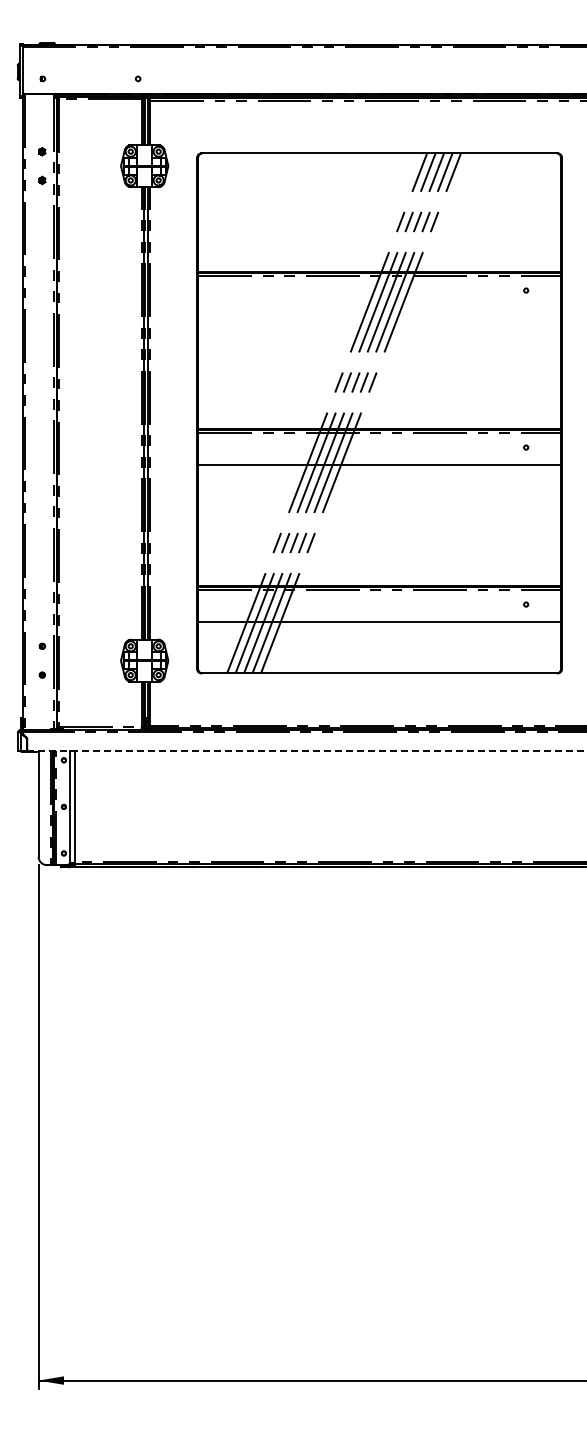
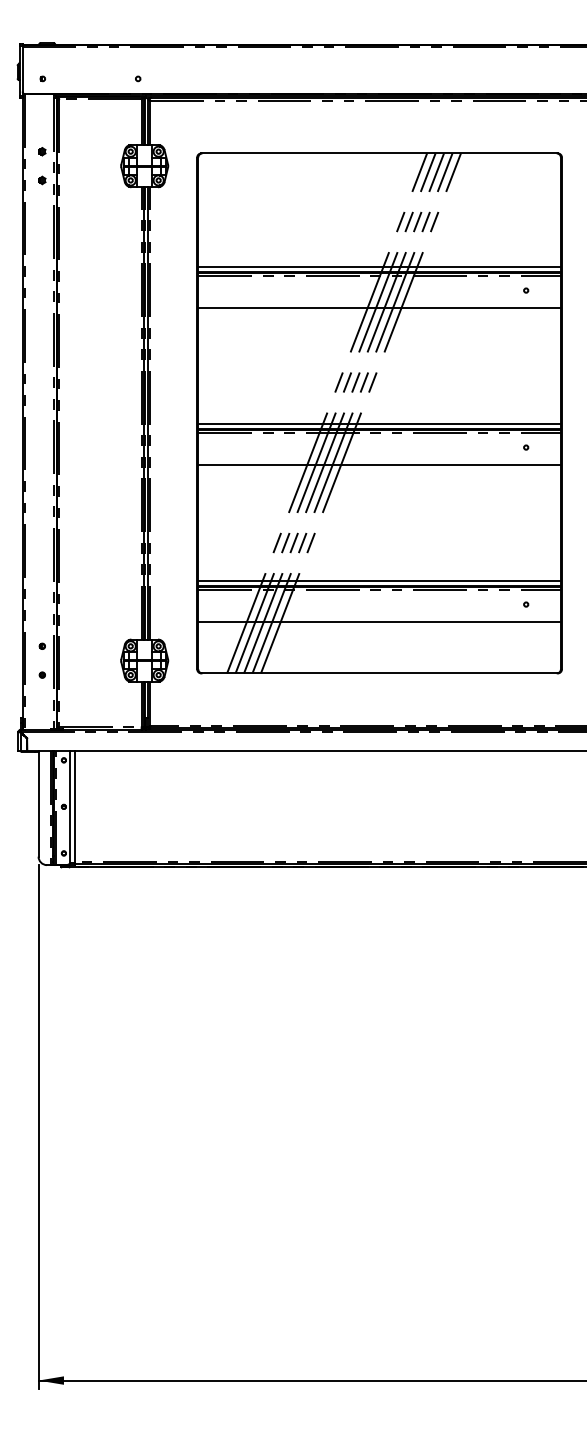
line: none -> present (379, 267)
line: none -> present (379, 307)
line: none -> present (379, 424)
line: none -> present (379, 581)
line: dashed -> solid (307, 750)
